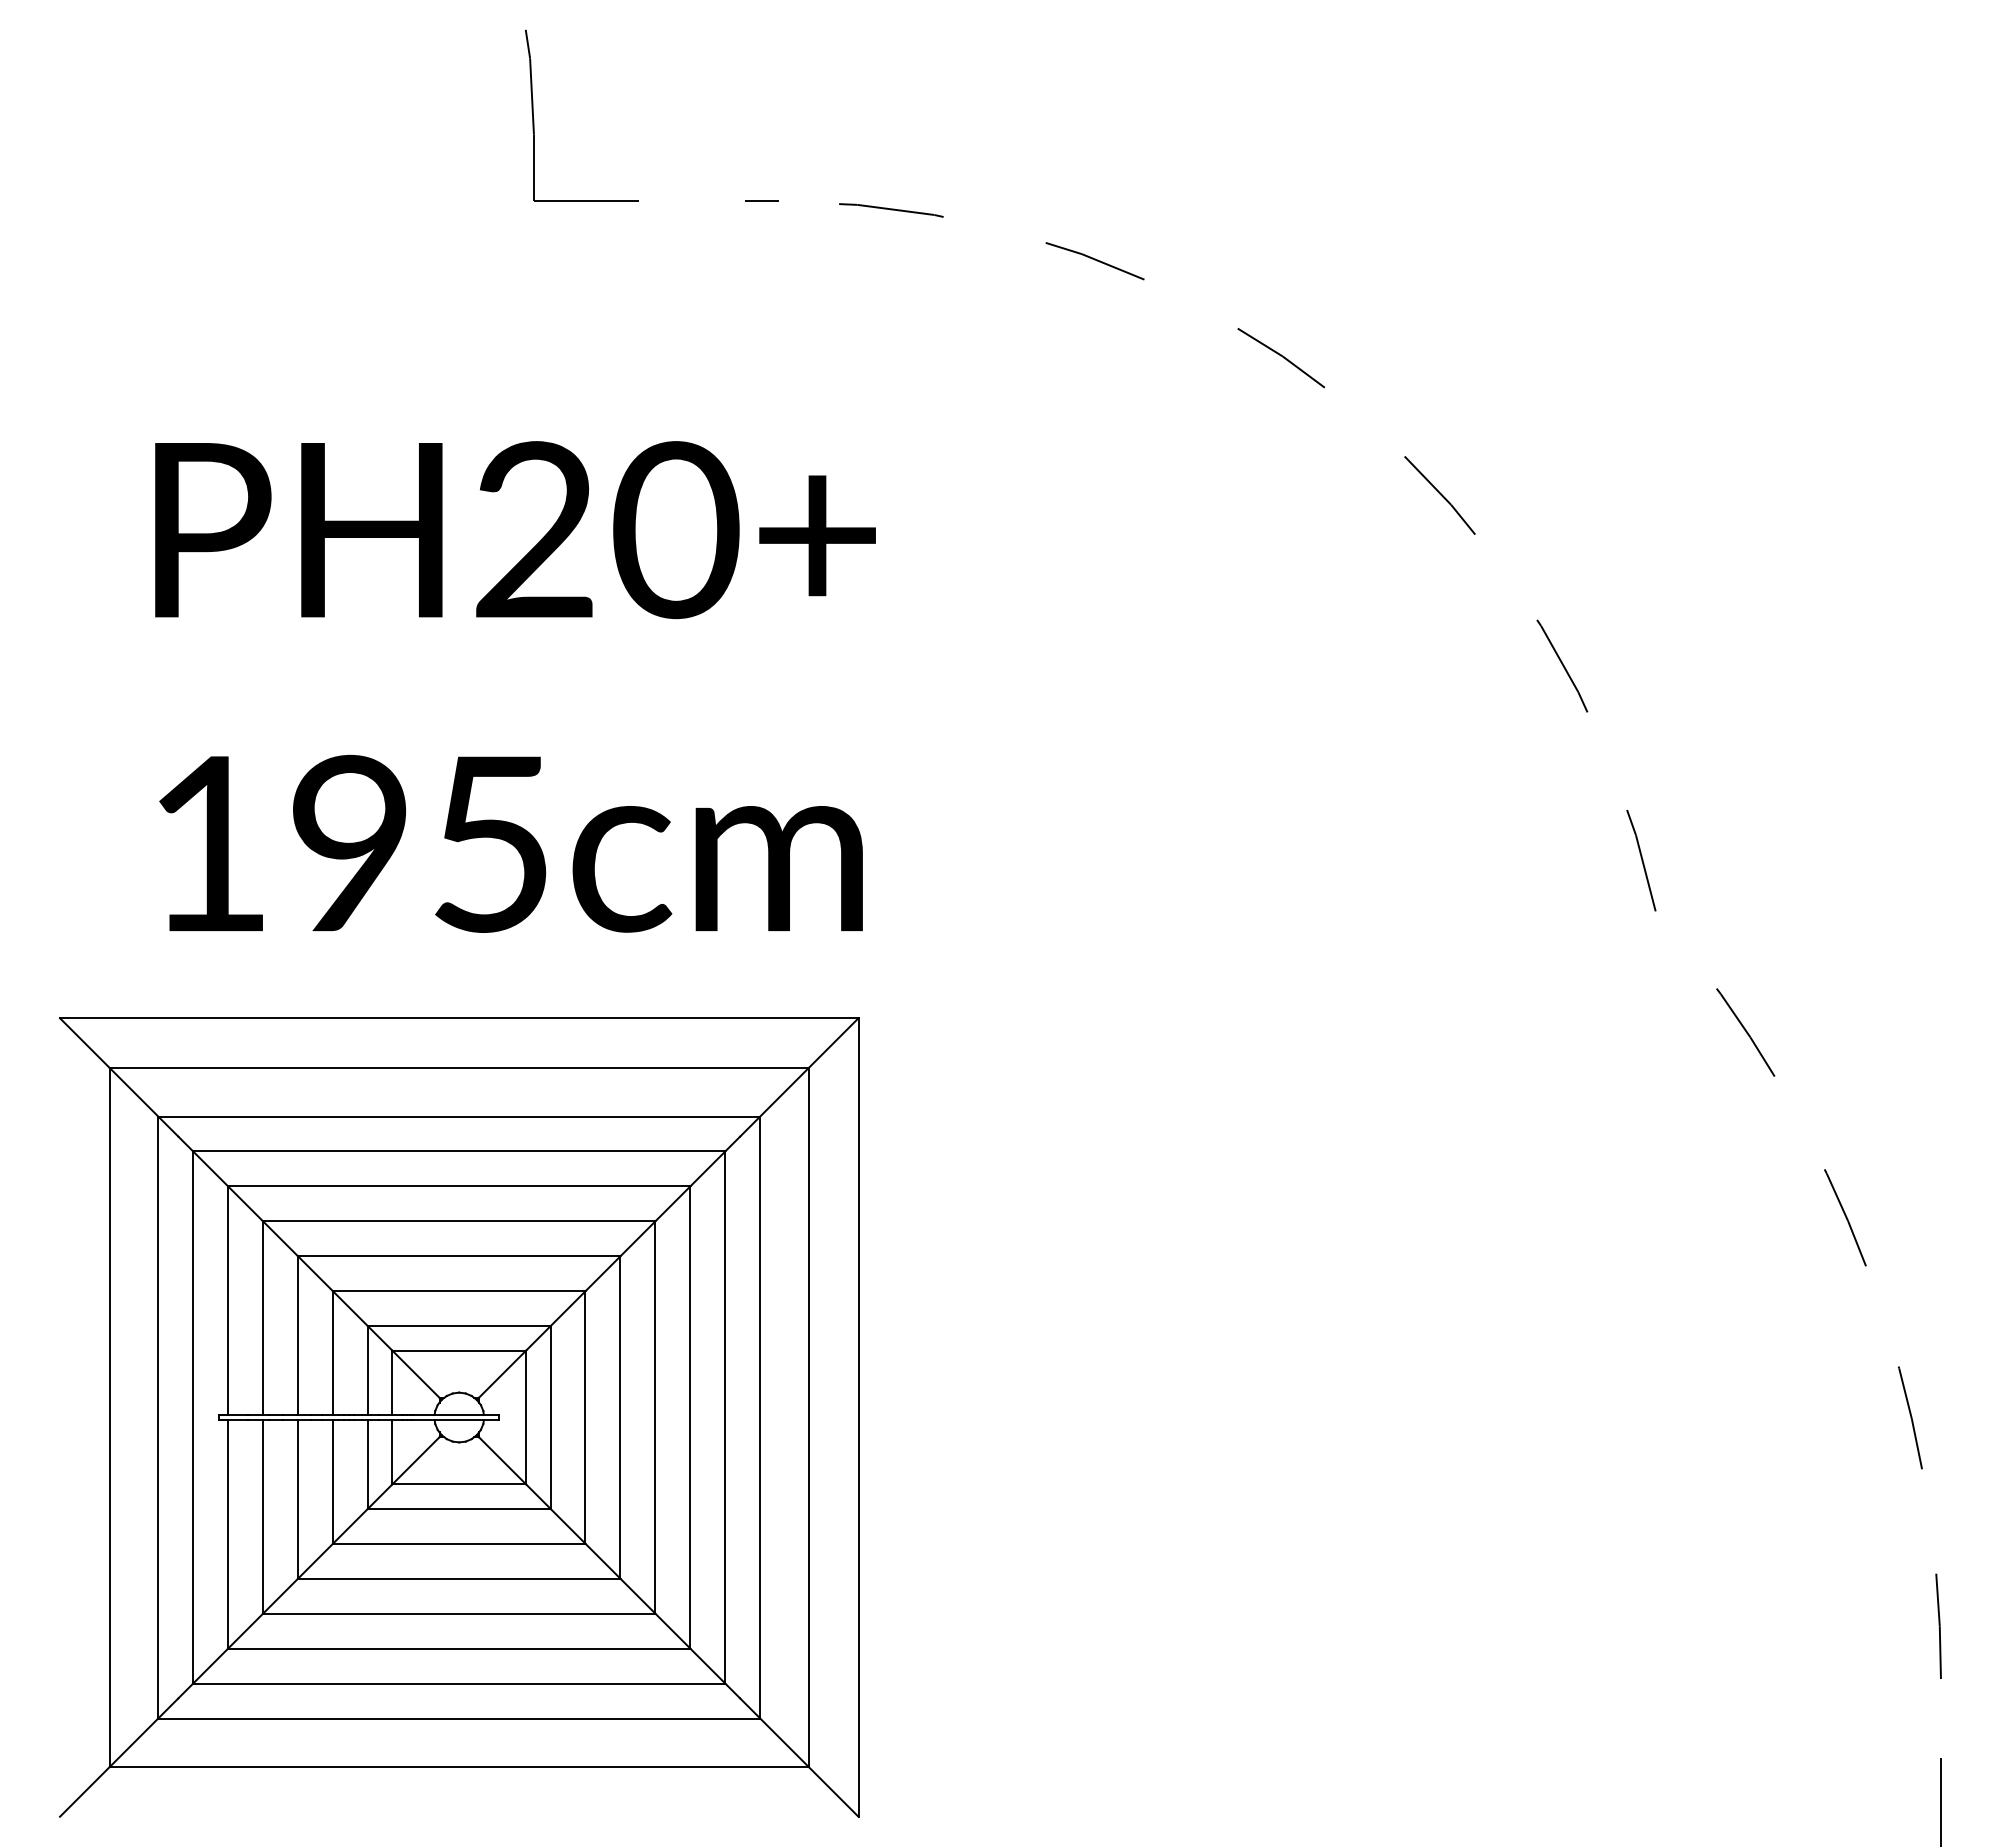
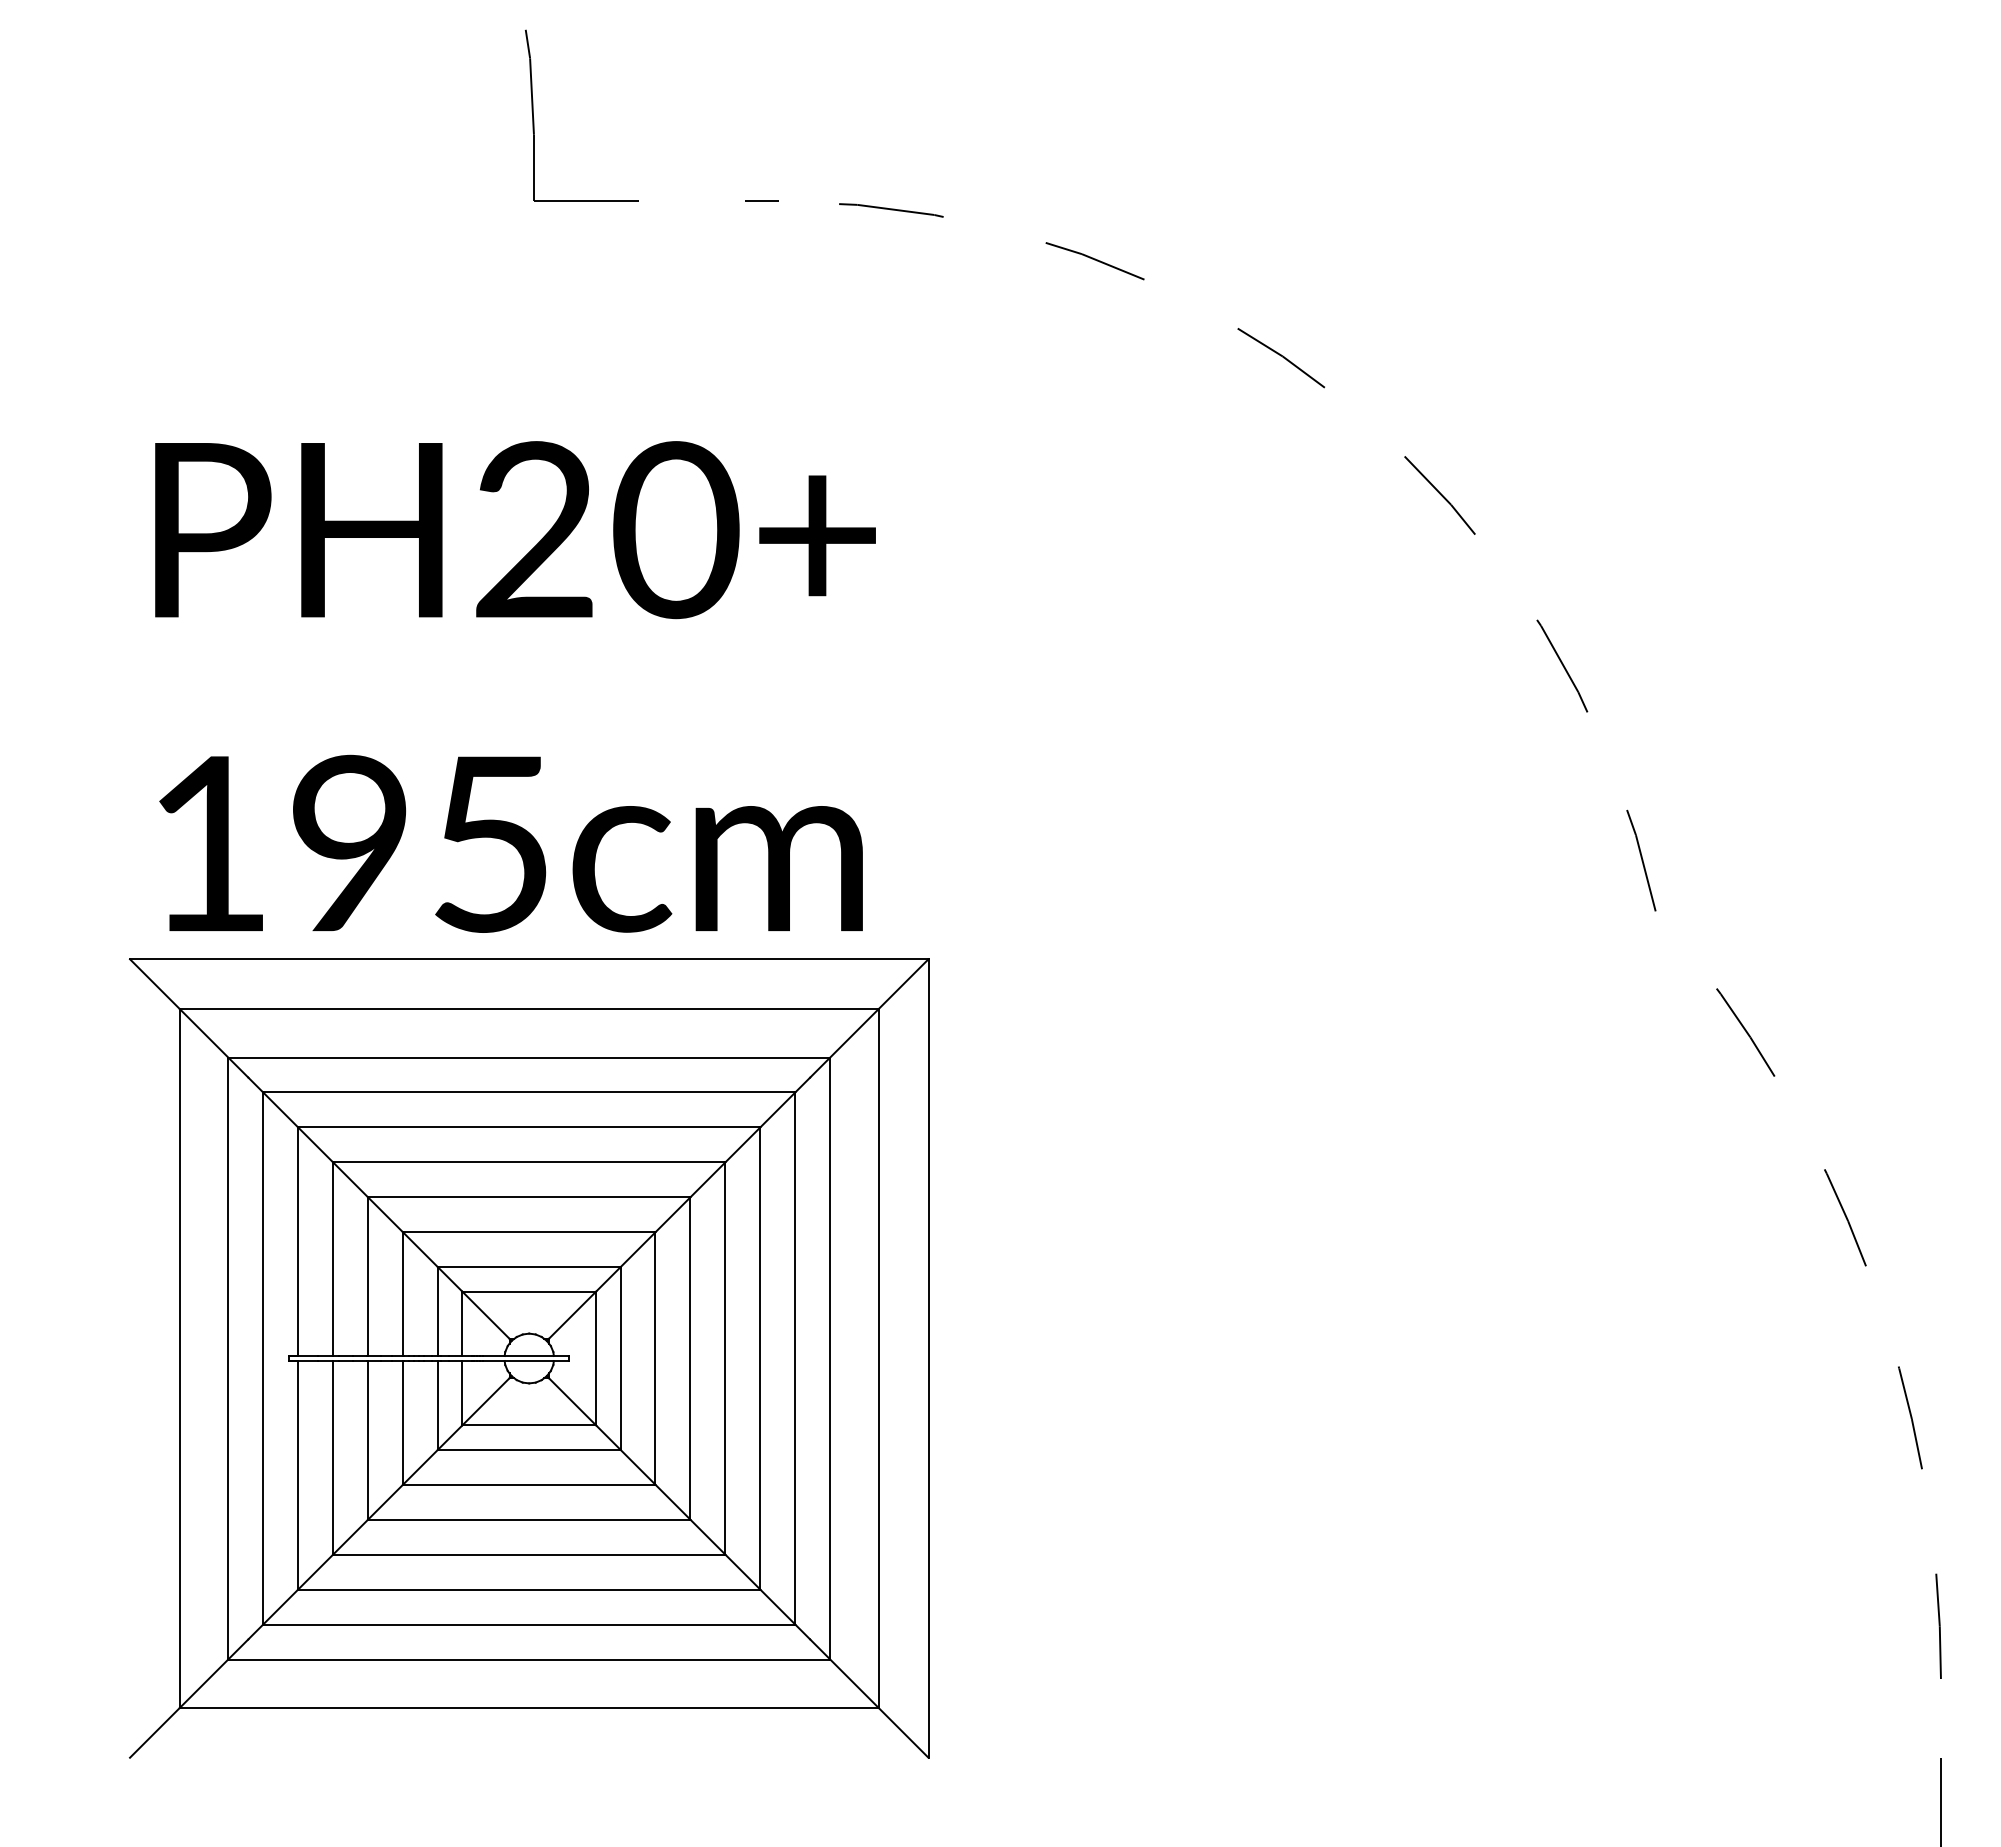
part position: (459, 1417) -> (529, 1358) (529, 1358)
